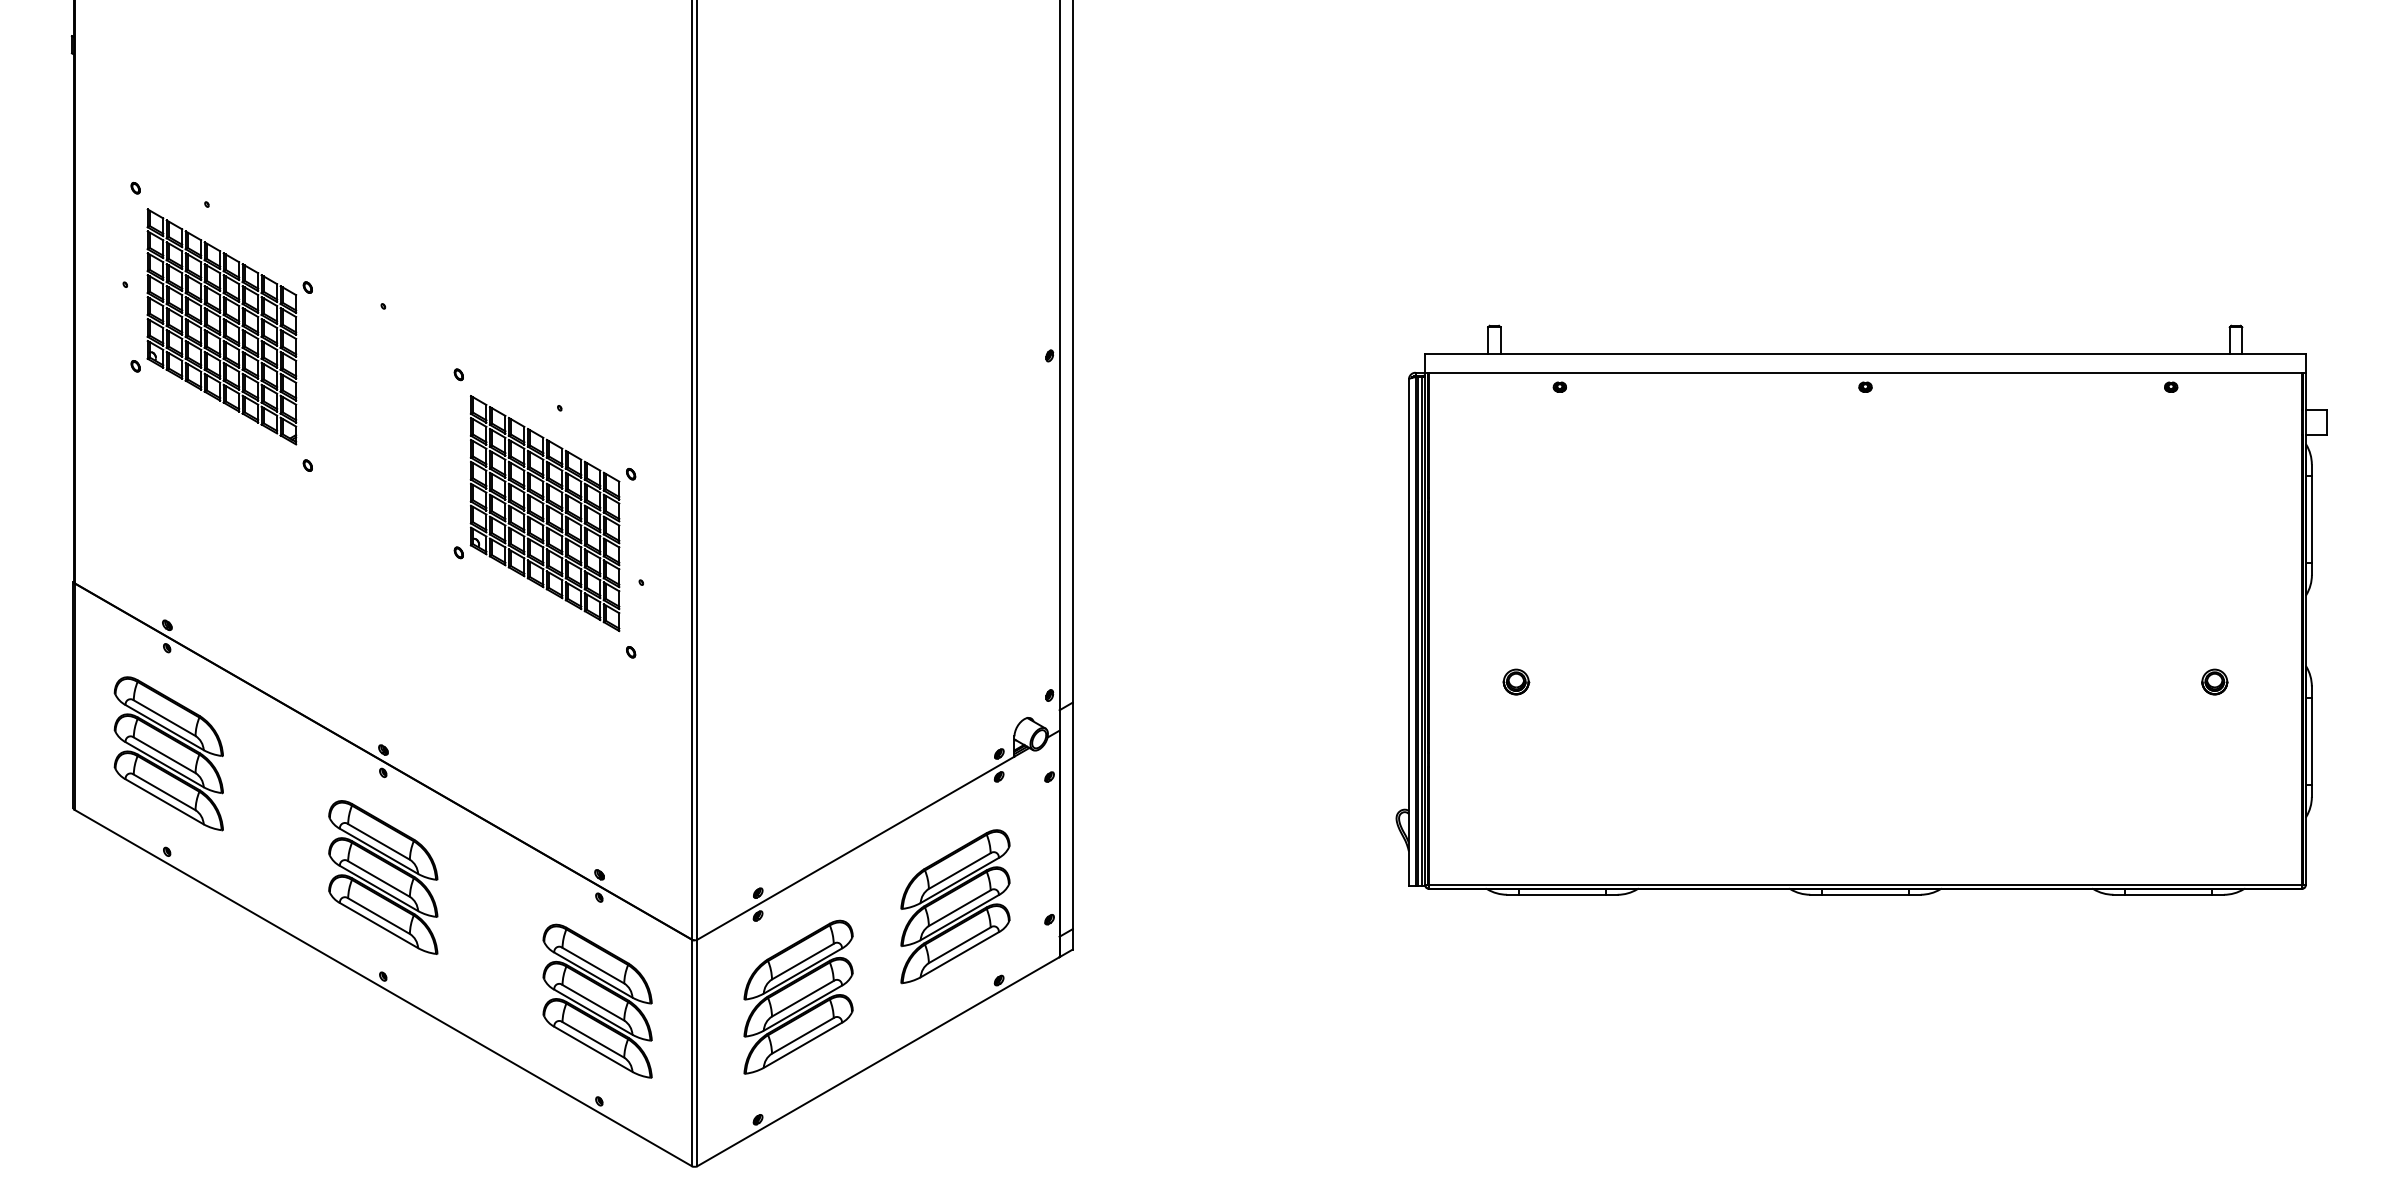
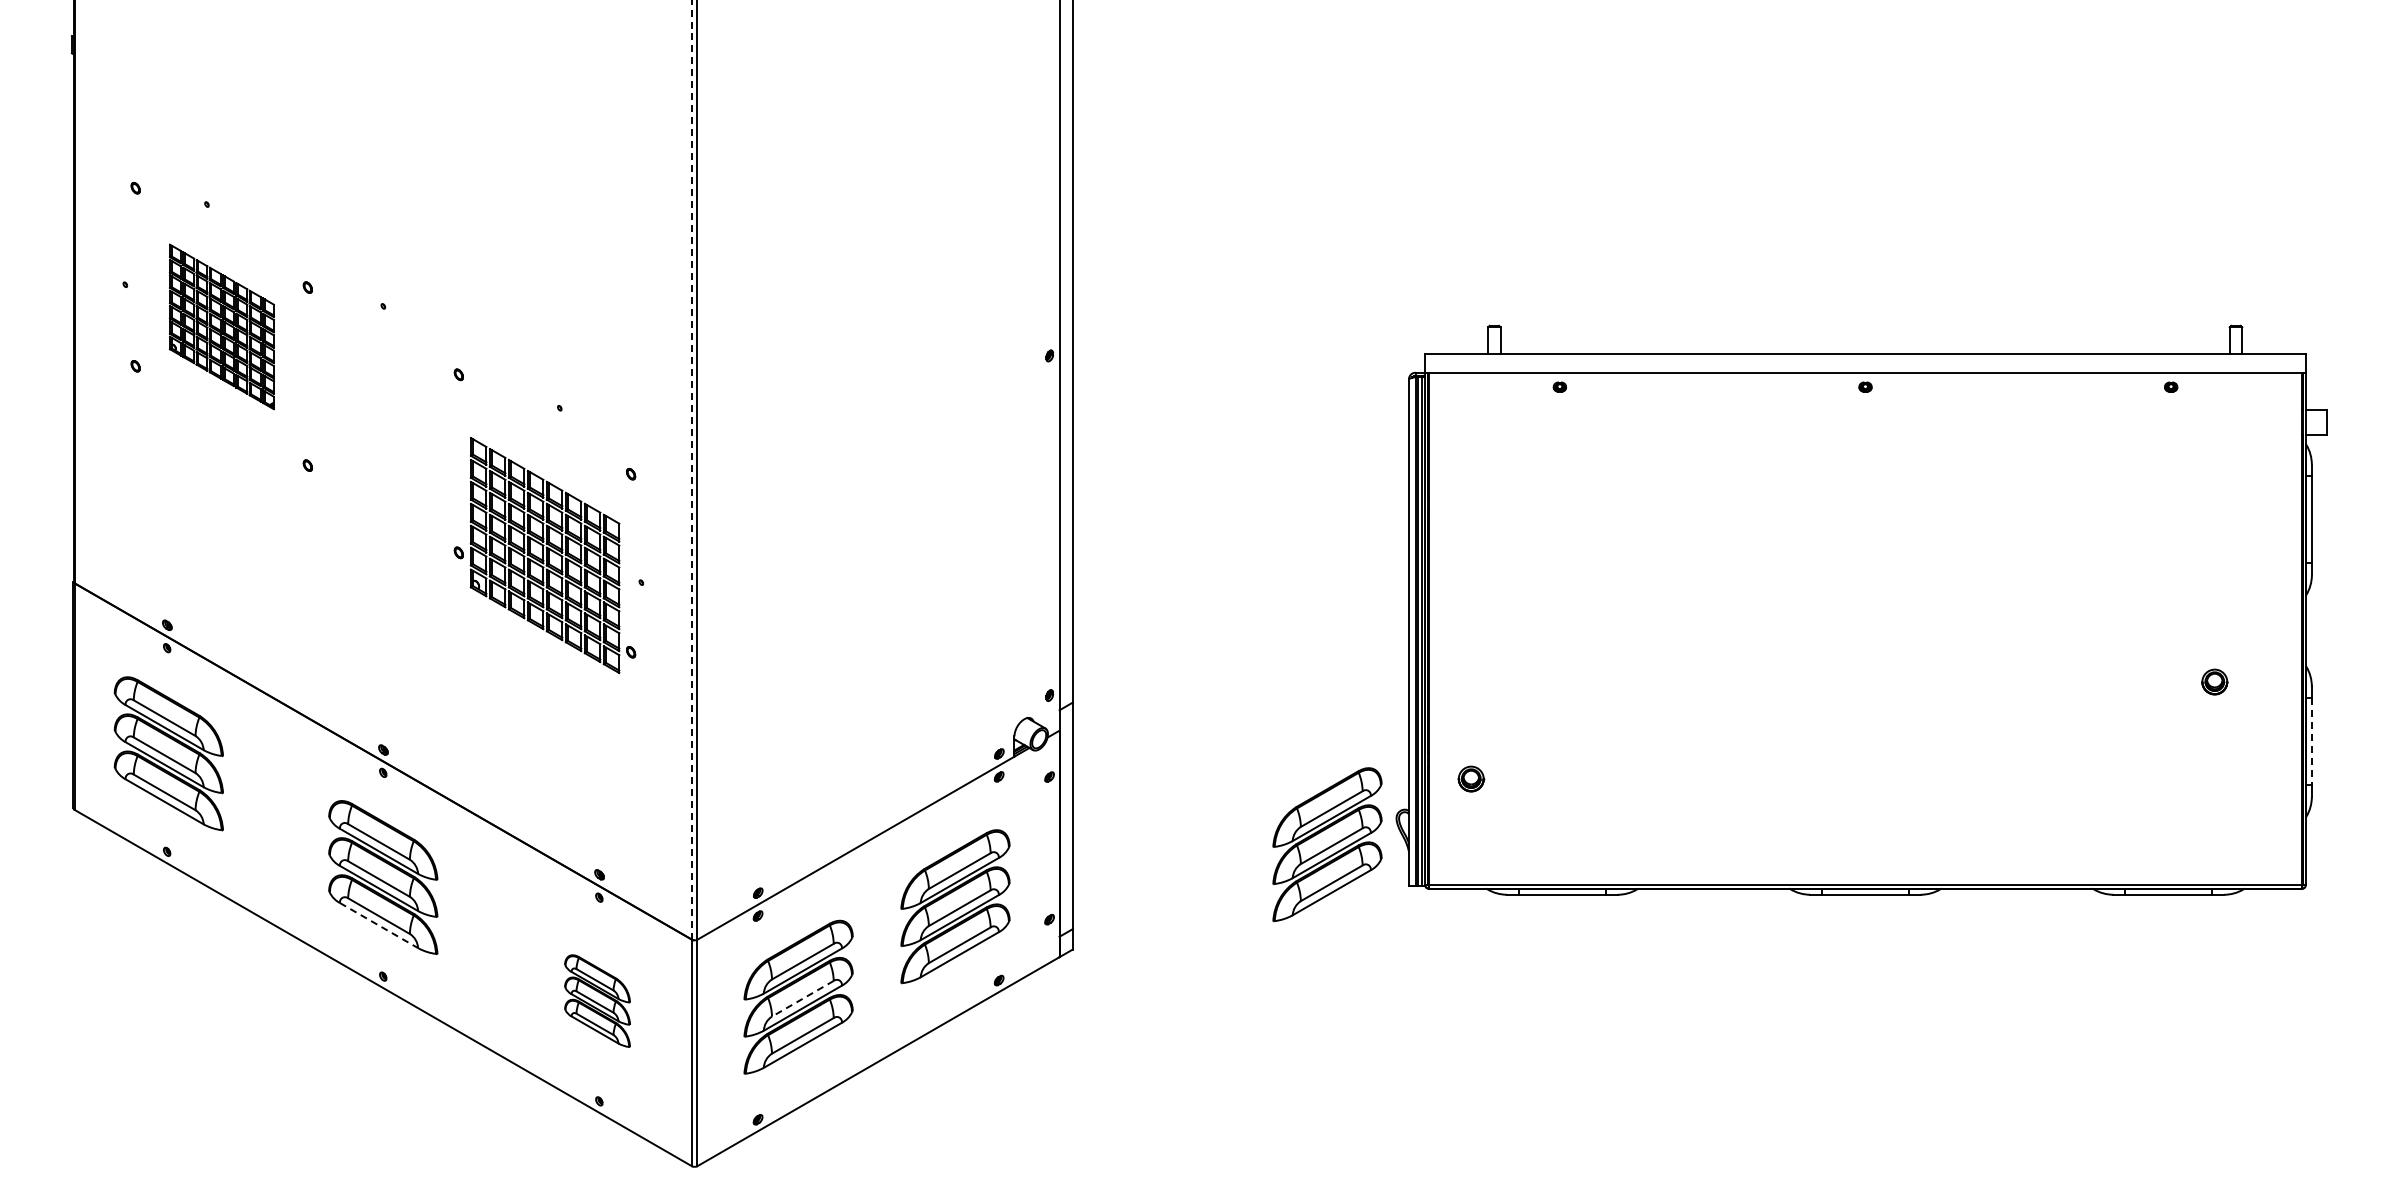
part size: 152x238 px -> 107x168 px (221, 326)
line: solid -> dashed (692, 469)
part position: (544, 513) -> (544, 555) (544, 555)
part position: (1516, 681) -> (1471, 778) (1471, 778)
line: solid -> dashed (2311, 741)
part: none -> present (1327, 844)
line: solid -> dashed (379, 925)
line: solid -> dashed (802, 998)
part size: 111x156 px -> 67x94 px (597, 1000)
